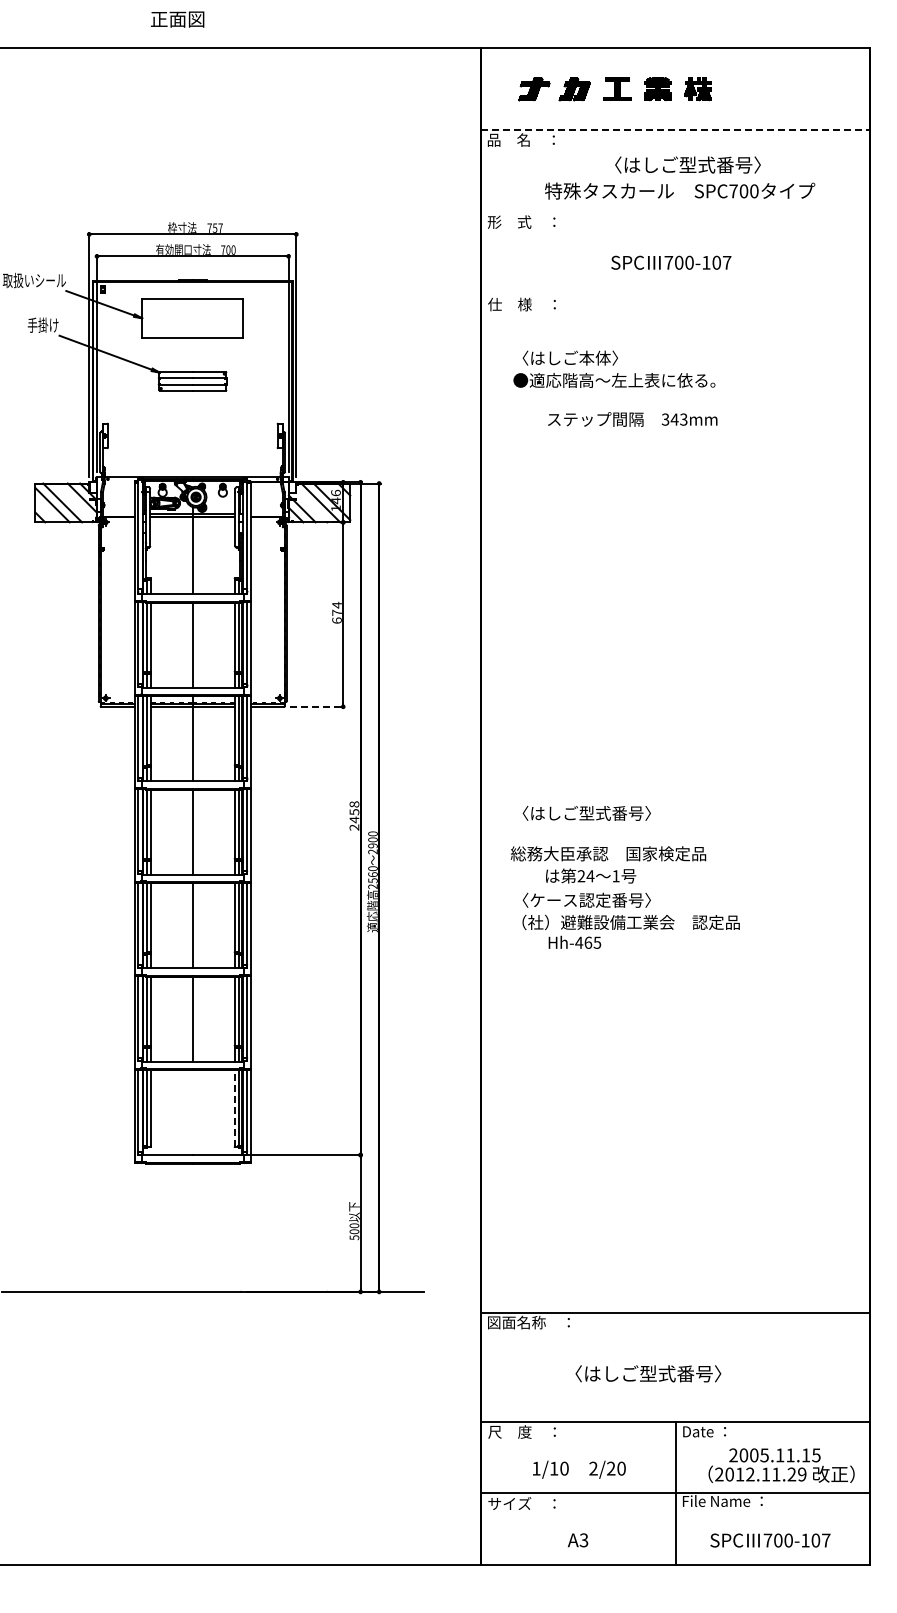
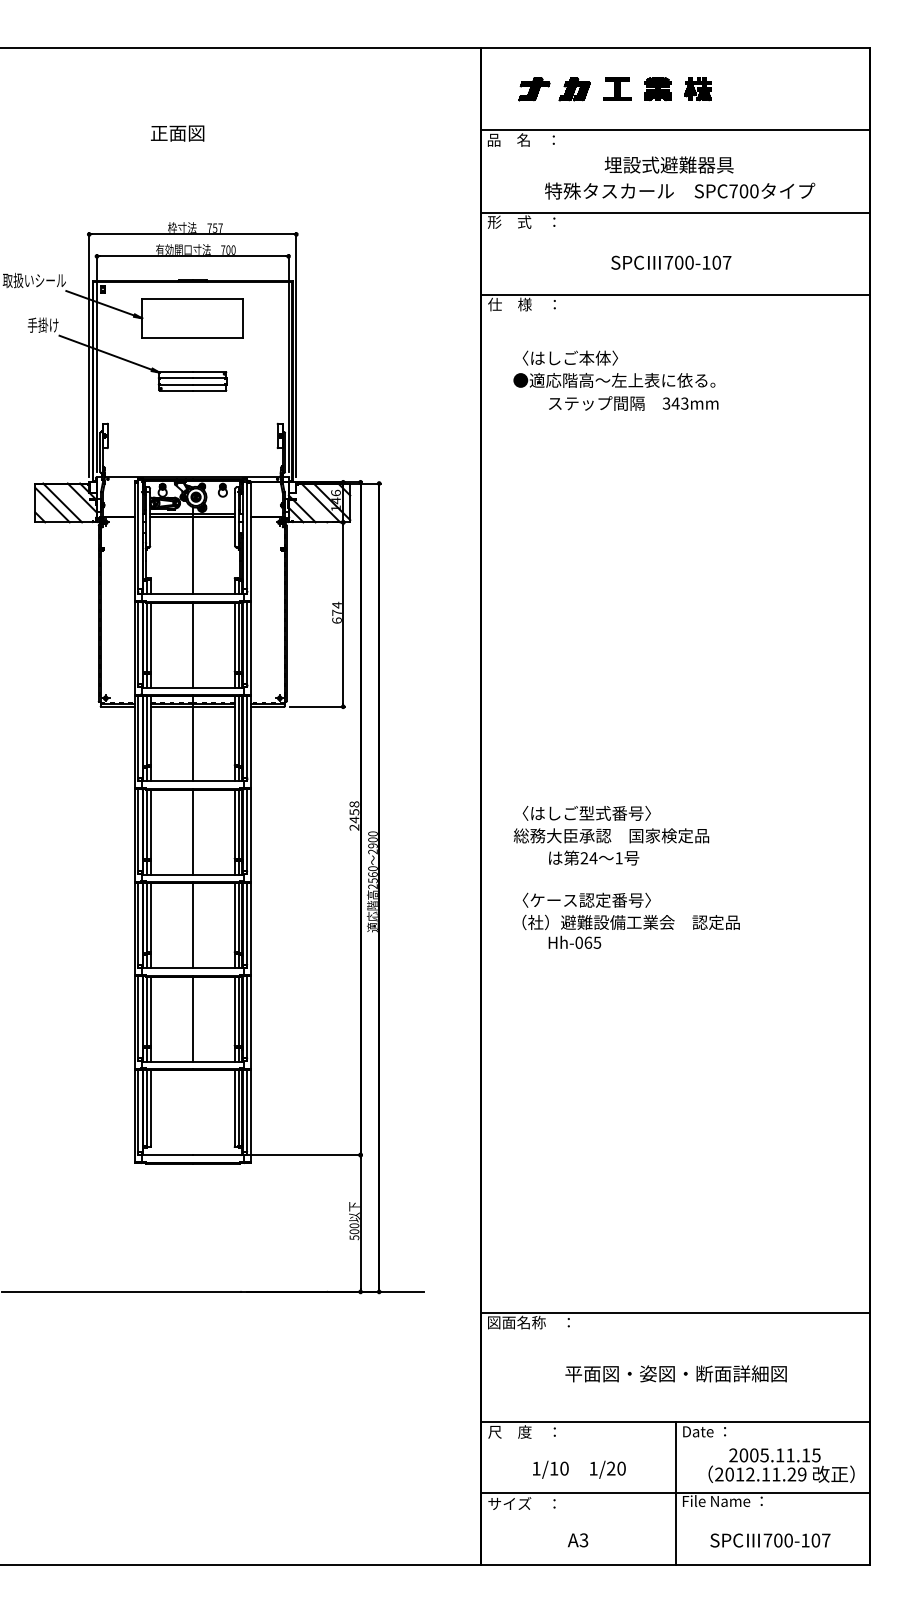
text position: (177, 19) -> (177, 133) (177, 133)
line: dashed -> solid (676, 130)
text: 〈はしご型式番号〉 -> 埋設式避難器具 (682, 164)
line: none -> present (675, 212)
line: none -> present (675, 294)
text position: (632, 419) -> (633, 403) (633, 403)
line: dashed -> solid (317, 706)
text position: (608, 864) -> (611, 846) (611, 846)
text: Hh-465 -> Hh-065 (579, 942)
line: dashed -> solid (234, 1107)
text: 〈はしご型式番号〉 -> 平面図・姿図・断面詳細図 (675, 1373)
text: 2/20 -> 1/20 (593, 1468)
